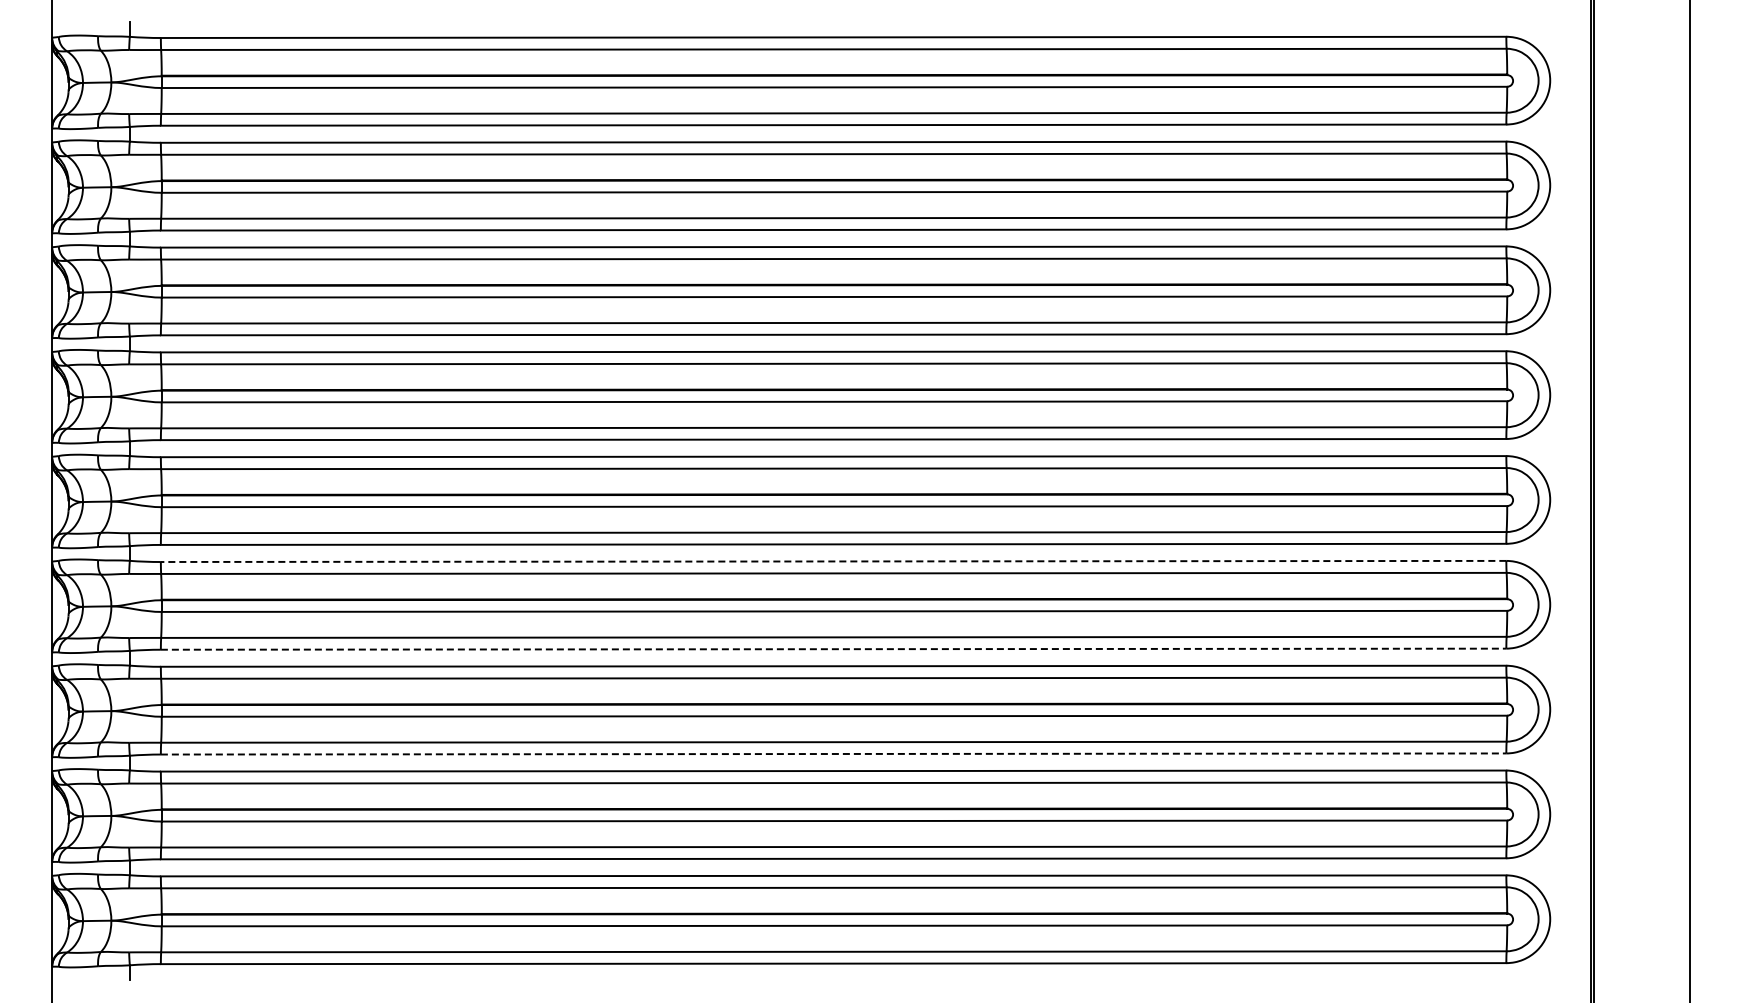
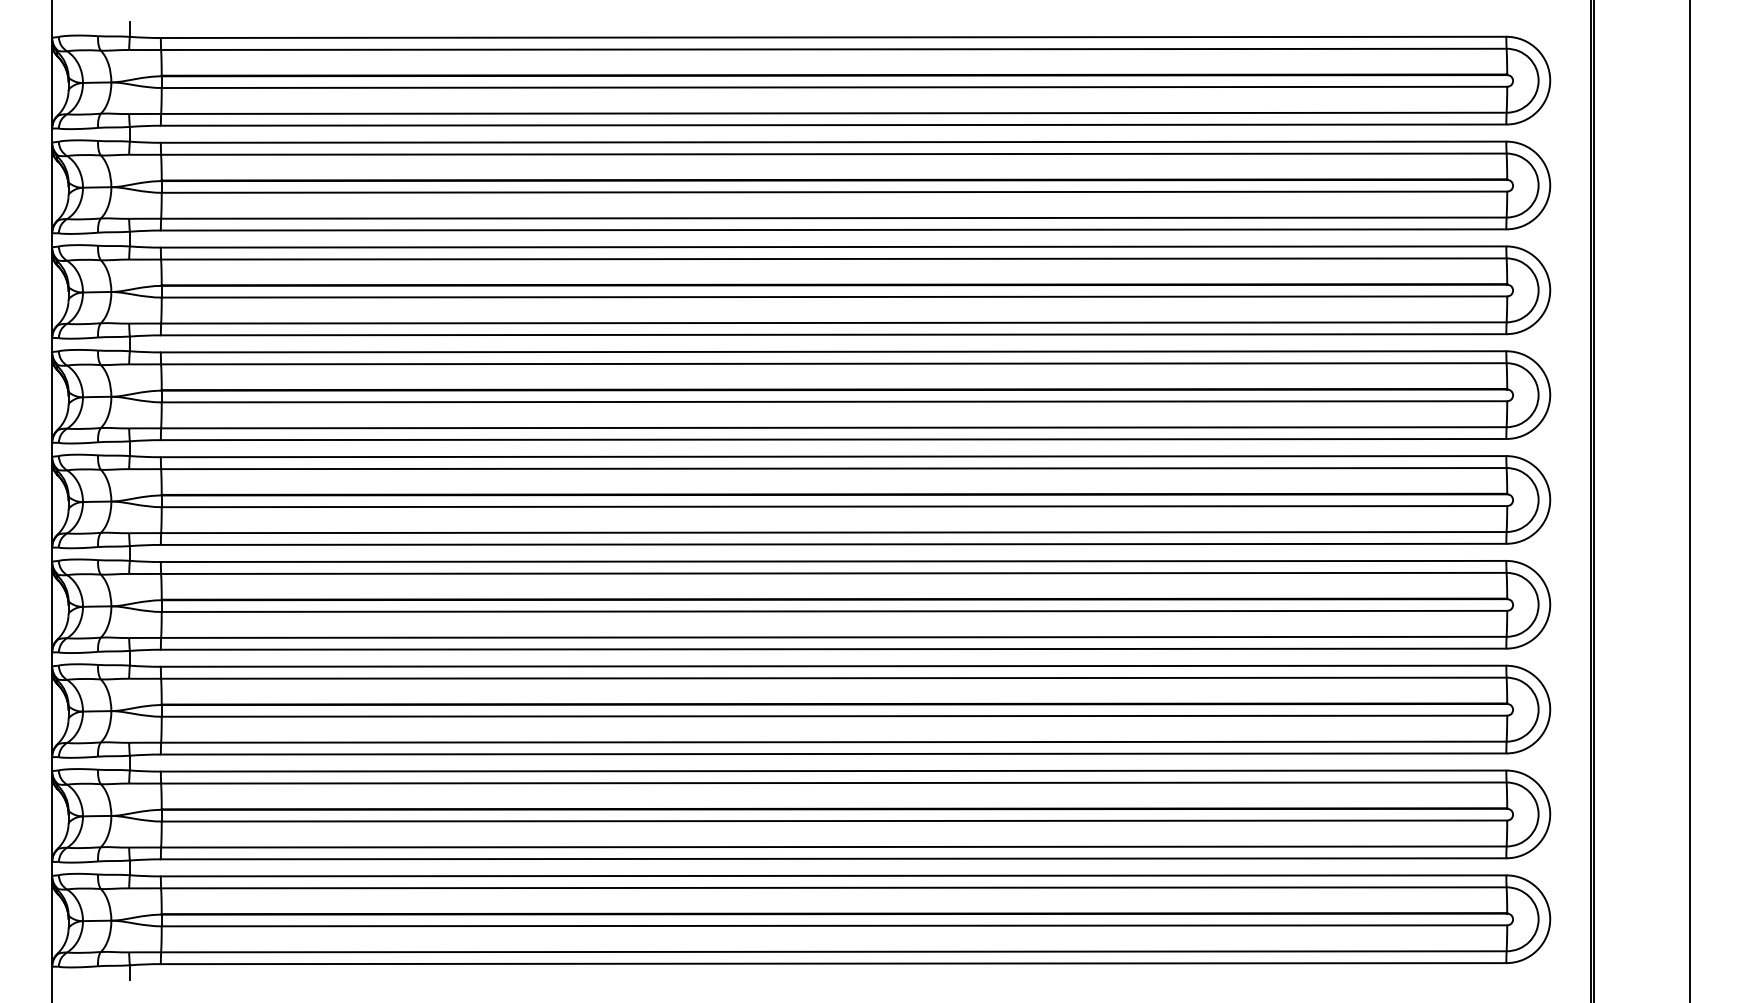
line: dashed -> solid (833, 561)
line: dashed -> solid (833, 649)
line: dashed -> solid (833, 754)
